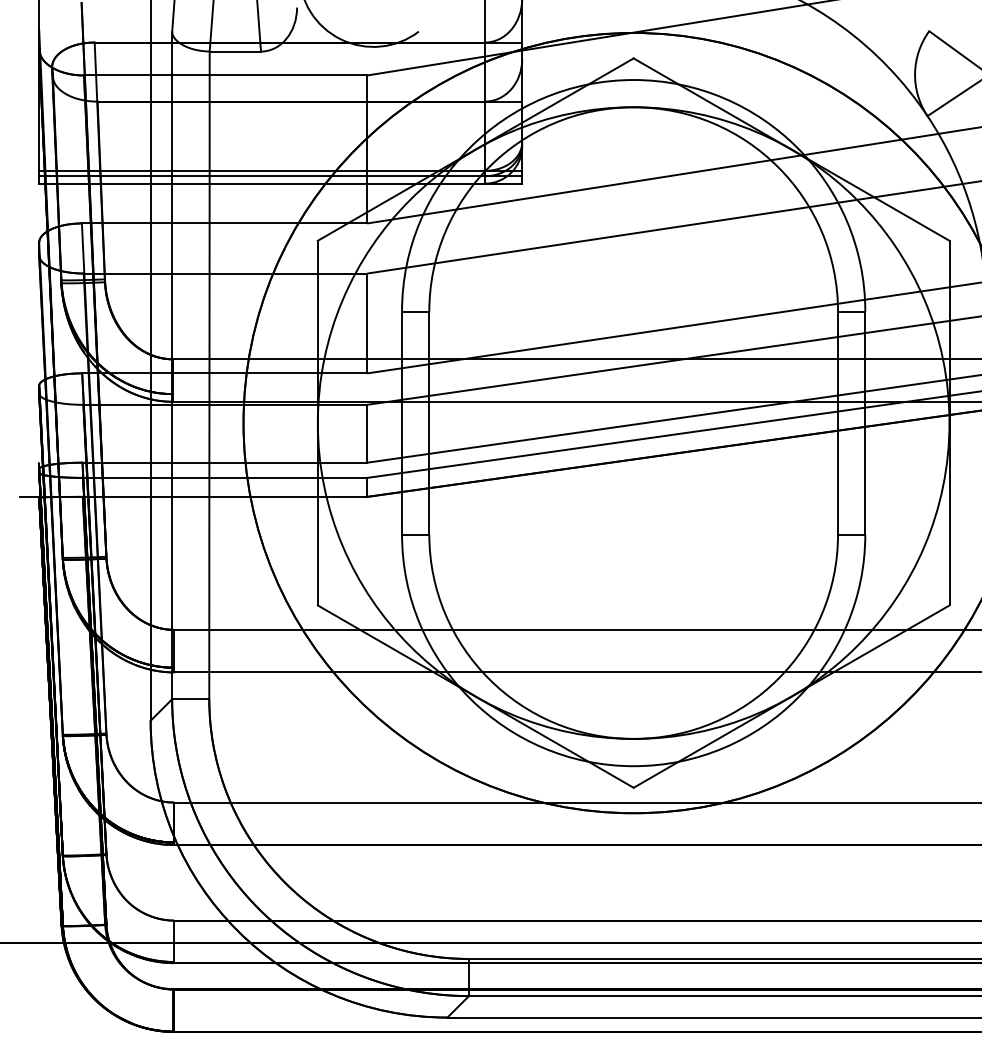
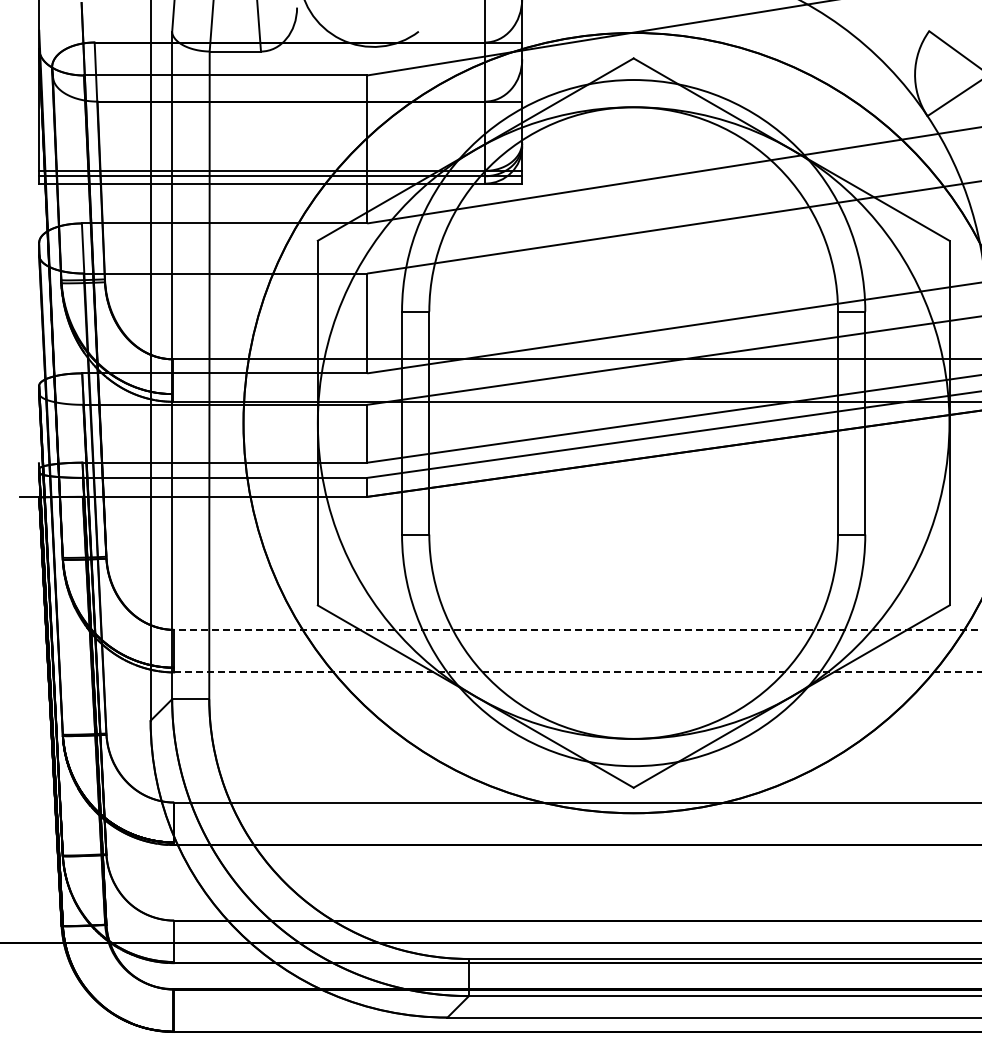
line: solid -> dashed (577, 629)
line: solid -> dashed (578, 672)
